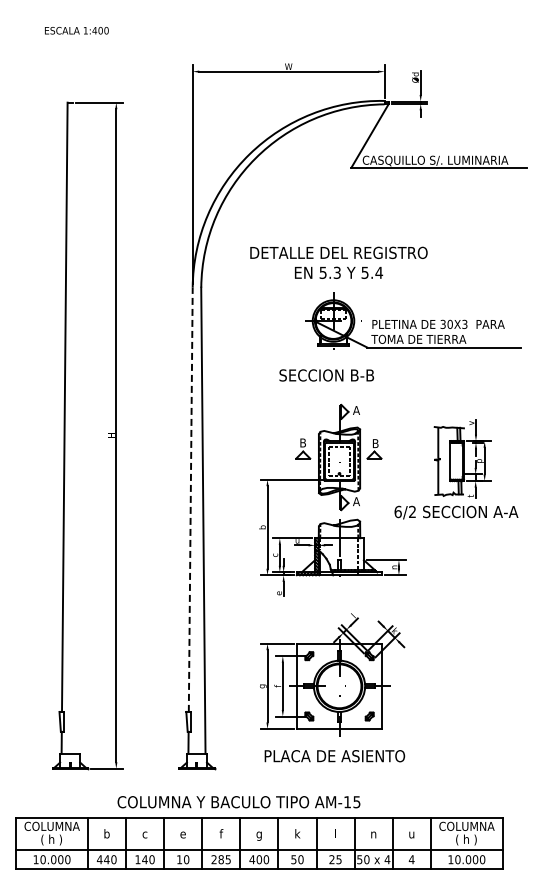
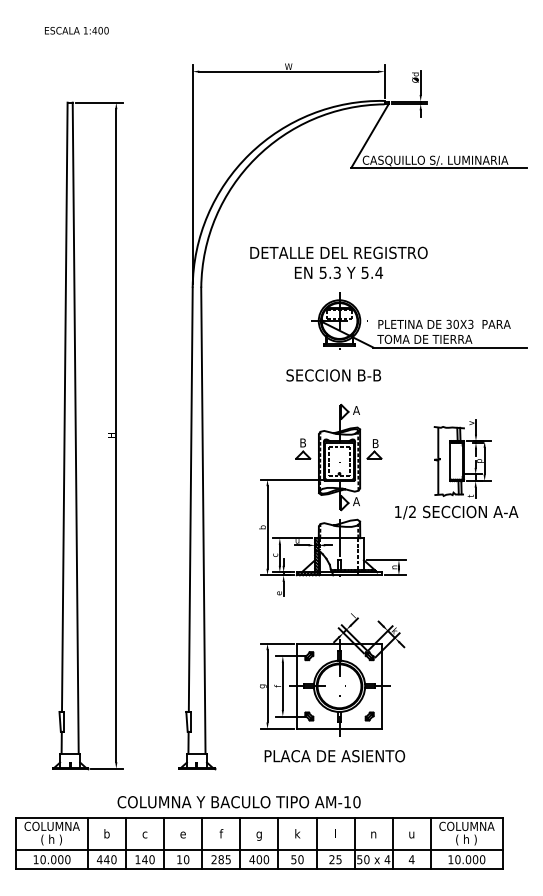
part position: (413, 320) -> (419, 320) (419, 320)
text position: (326, 375) -> (333, 375) (333, 375)
line: none -> present (75, 427)
line: dashed -> solid (190, 499)
text: 6/2 -> 1/2 (397, 511)
text: AM-15 -> AM-10 (356, 802)
